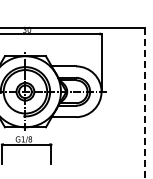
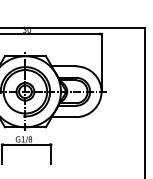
line: dashed -> solid (145, 103)
